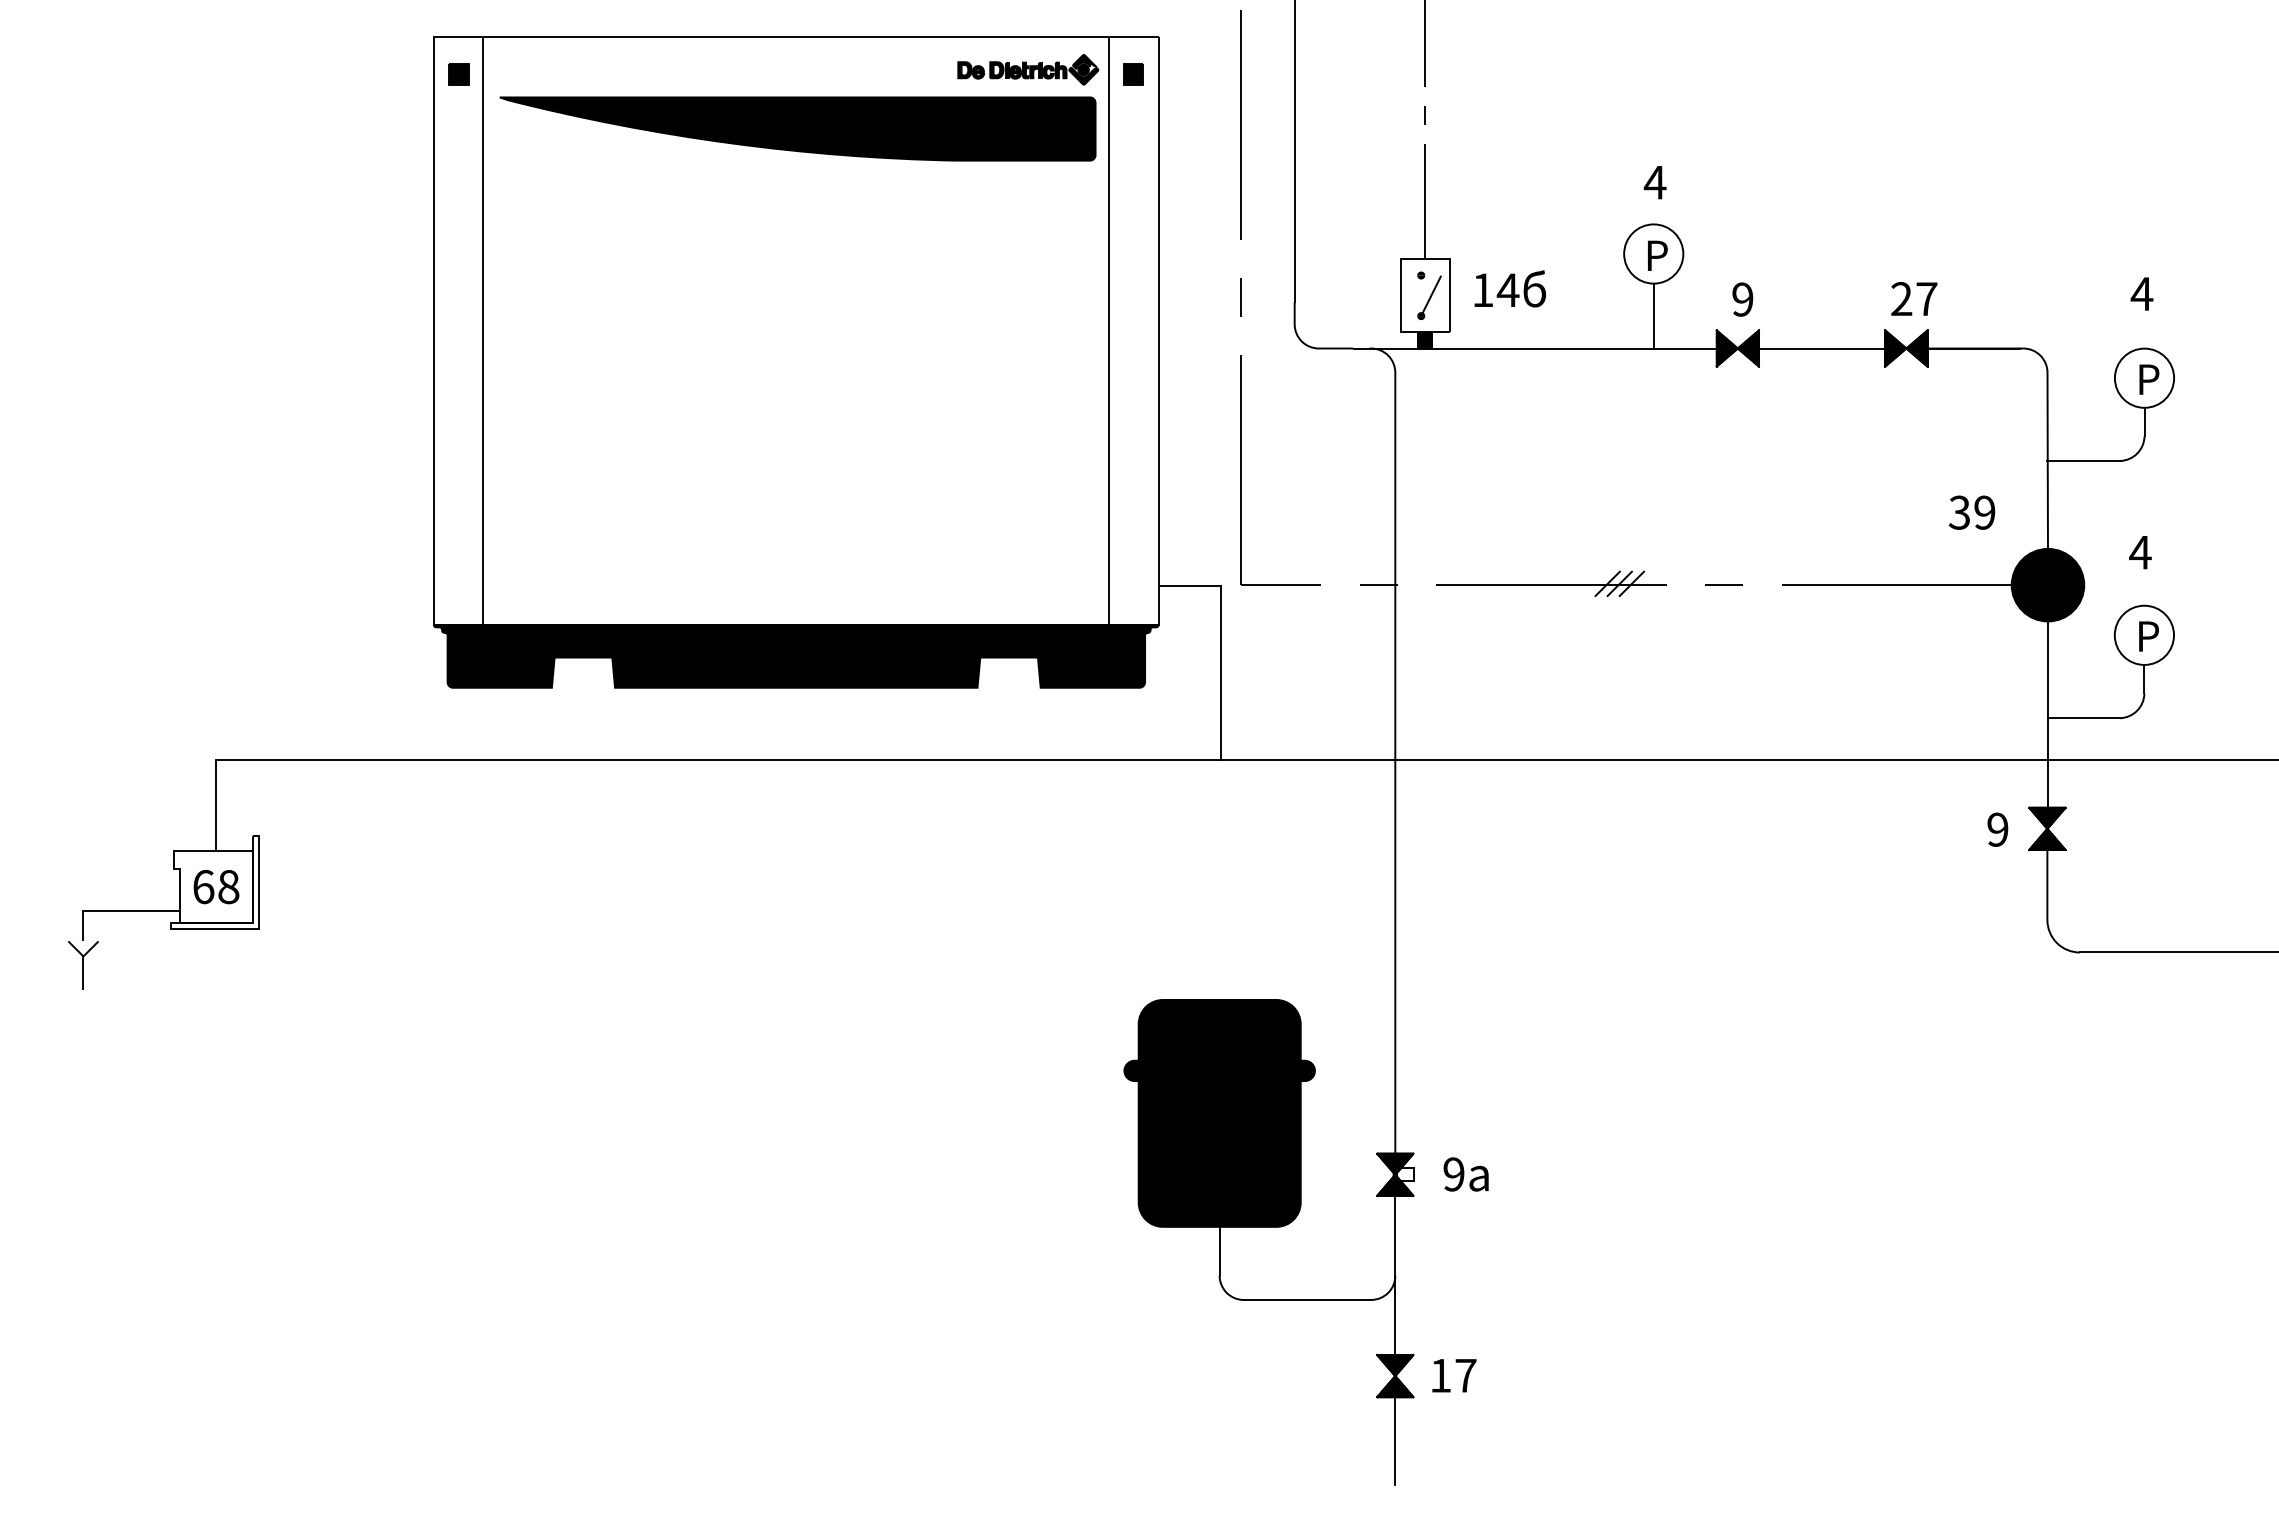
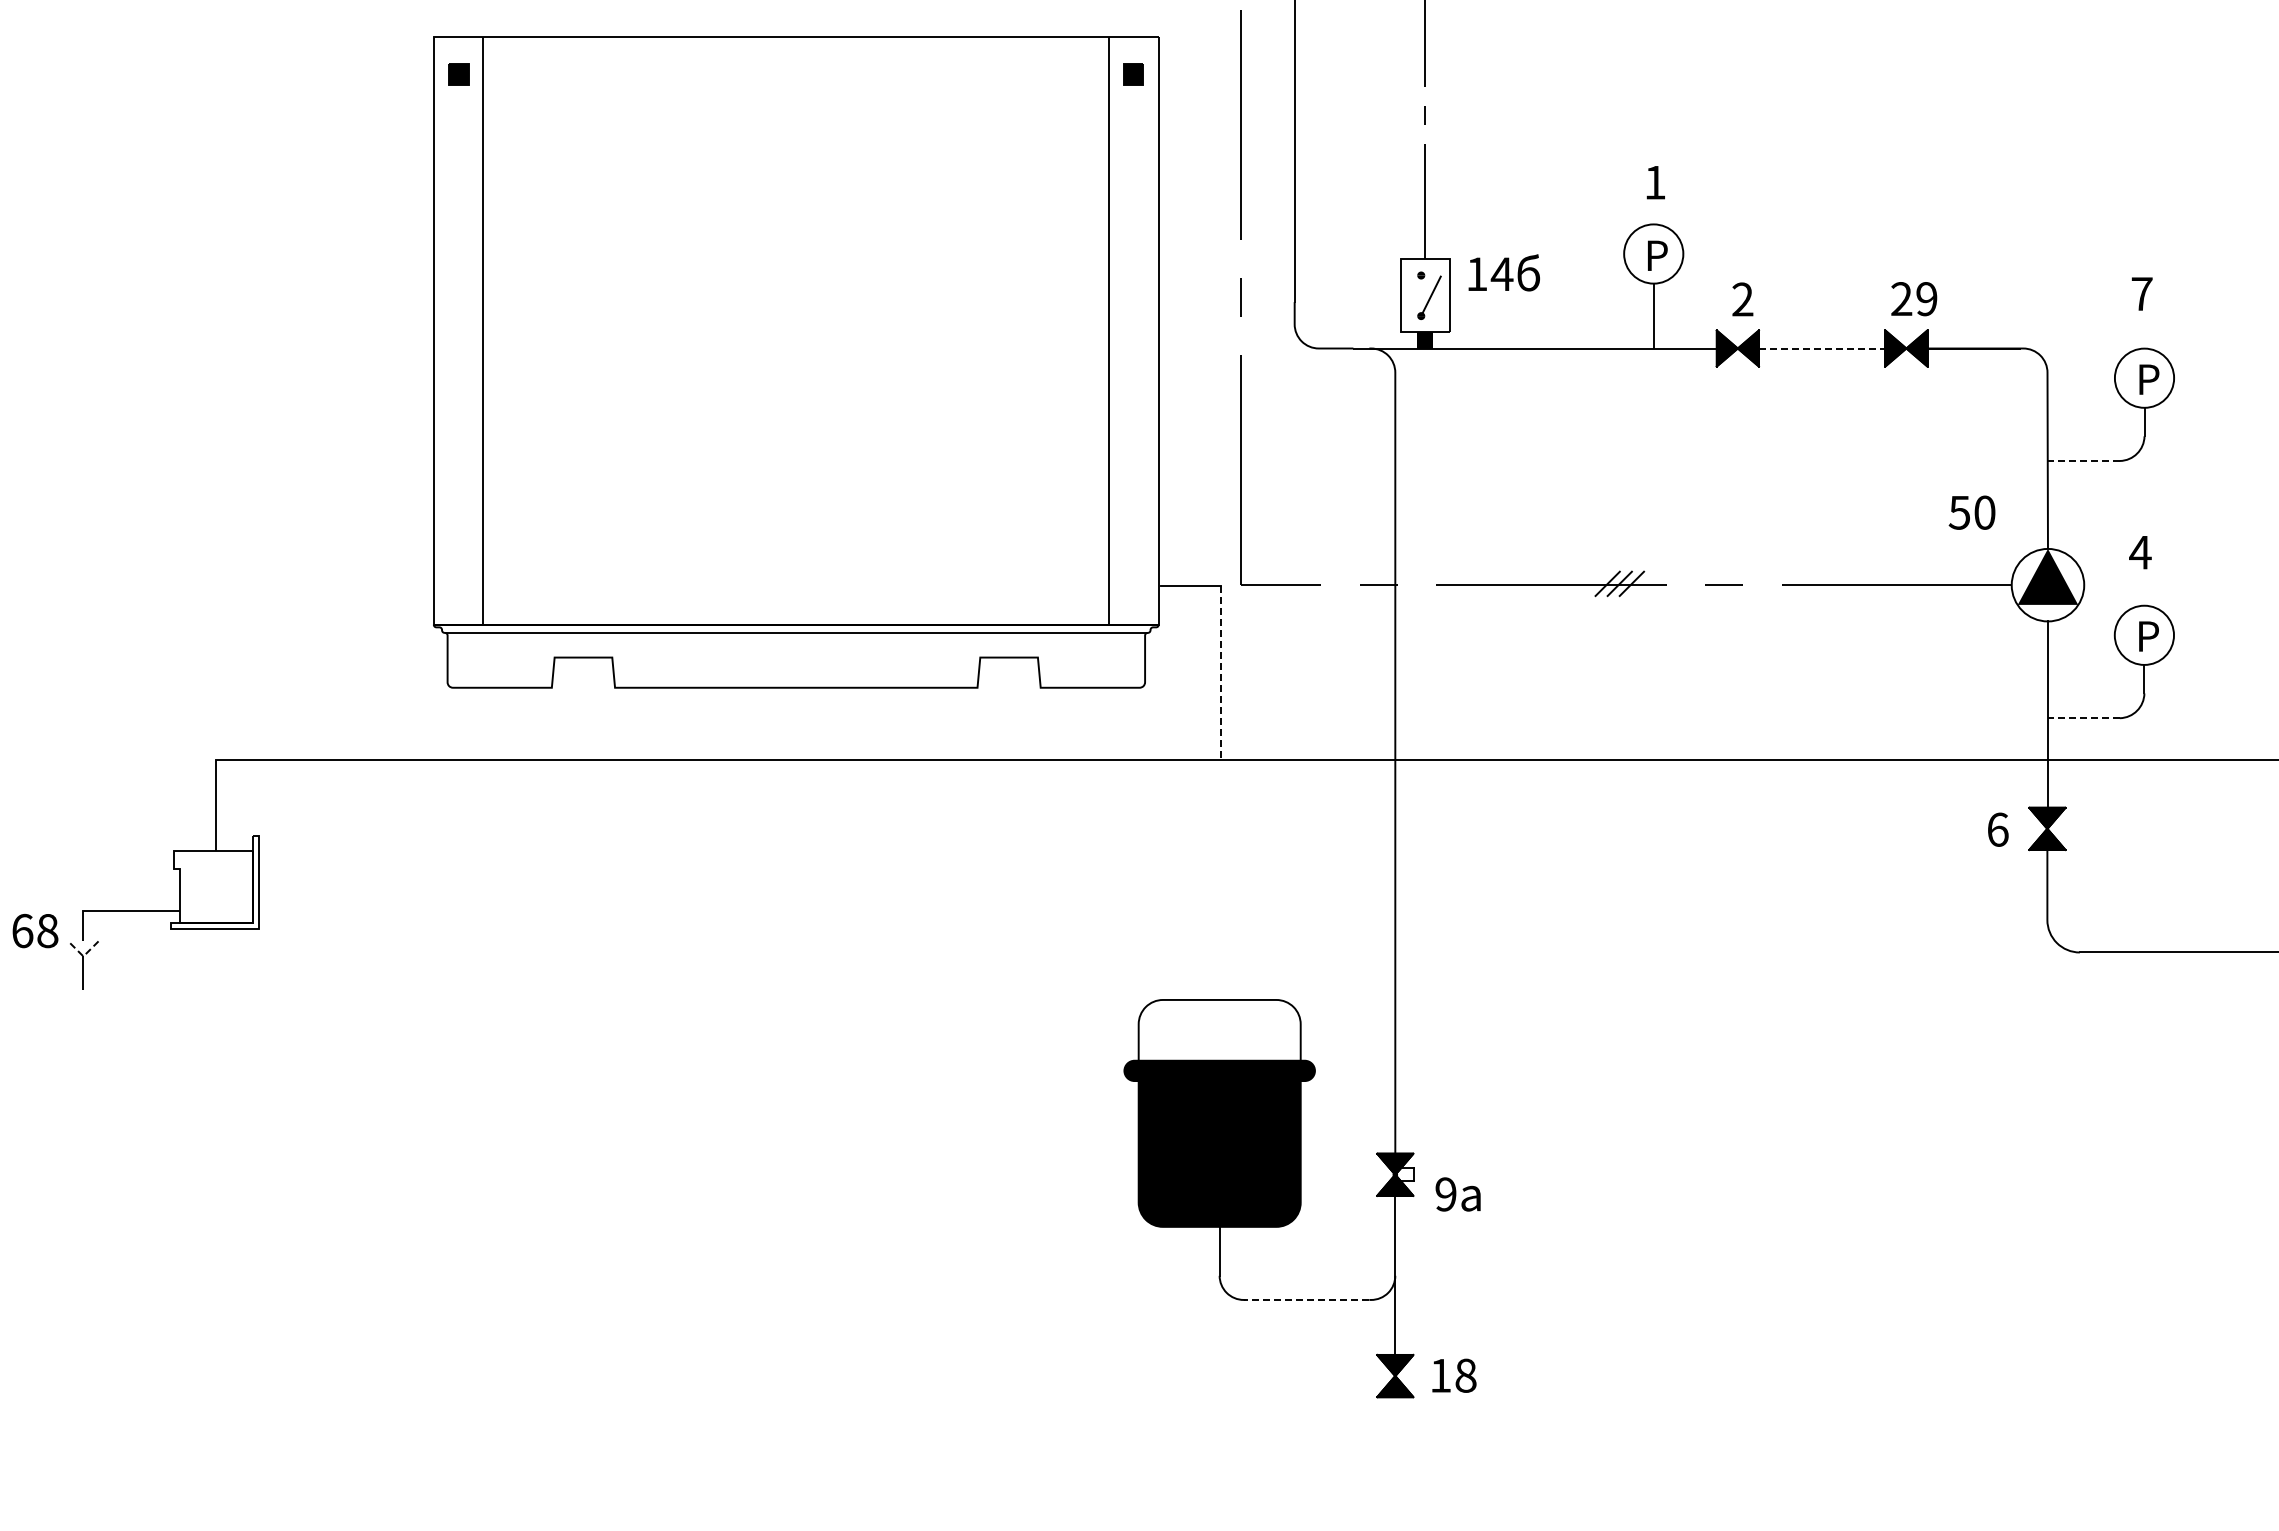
part: present -> none (1028, 69)
part: present -> none (797, 128)
text: 4 -> 1 (1654, 182)
text position: (1509, 288) -> (1503, 272) (1503, 272)
text: 4 -> 7 (2141, 293)
text: 9 -> 2 (1742, 299)
text: 27 -> 29 (1926, 299)
line: solid -> dashed (1822, 348)
line: solid -> dashed (2083, 460)
text: 39 -> 50 (1972, 512)
fill: present -> none (2047, 584)
fill: present -> none (795, 655)
line: solid -> dashed (1220, 673)
line: solid -> dashed (2083, 718)
text: 9 -> 6 (1997, 829)
text position: (216, 886) -> (35, 930) (35, 930)
line: solid -> dashed (83, 956)
fill: present -> none (1219, 1029)
text position: (1465, 1174) -> (1457, 1194) (1457, 1194)
line: solid -> dashed (1306, 1299)
text: 17 -> 18 (1465, 1375)
line: present -> none (1395, 1441)
